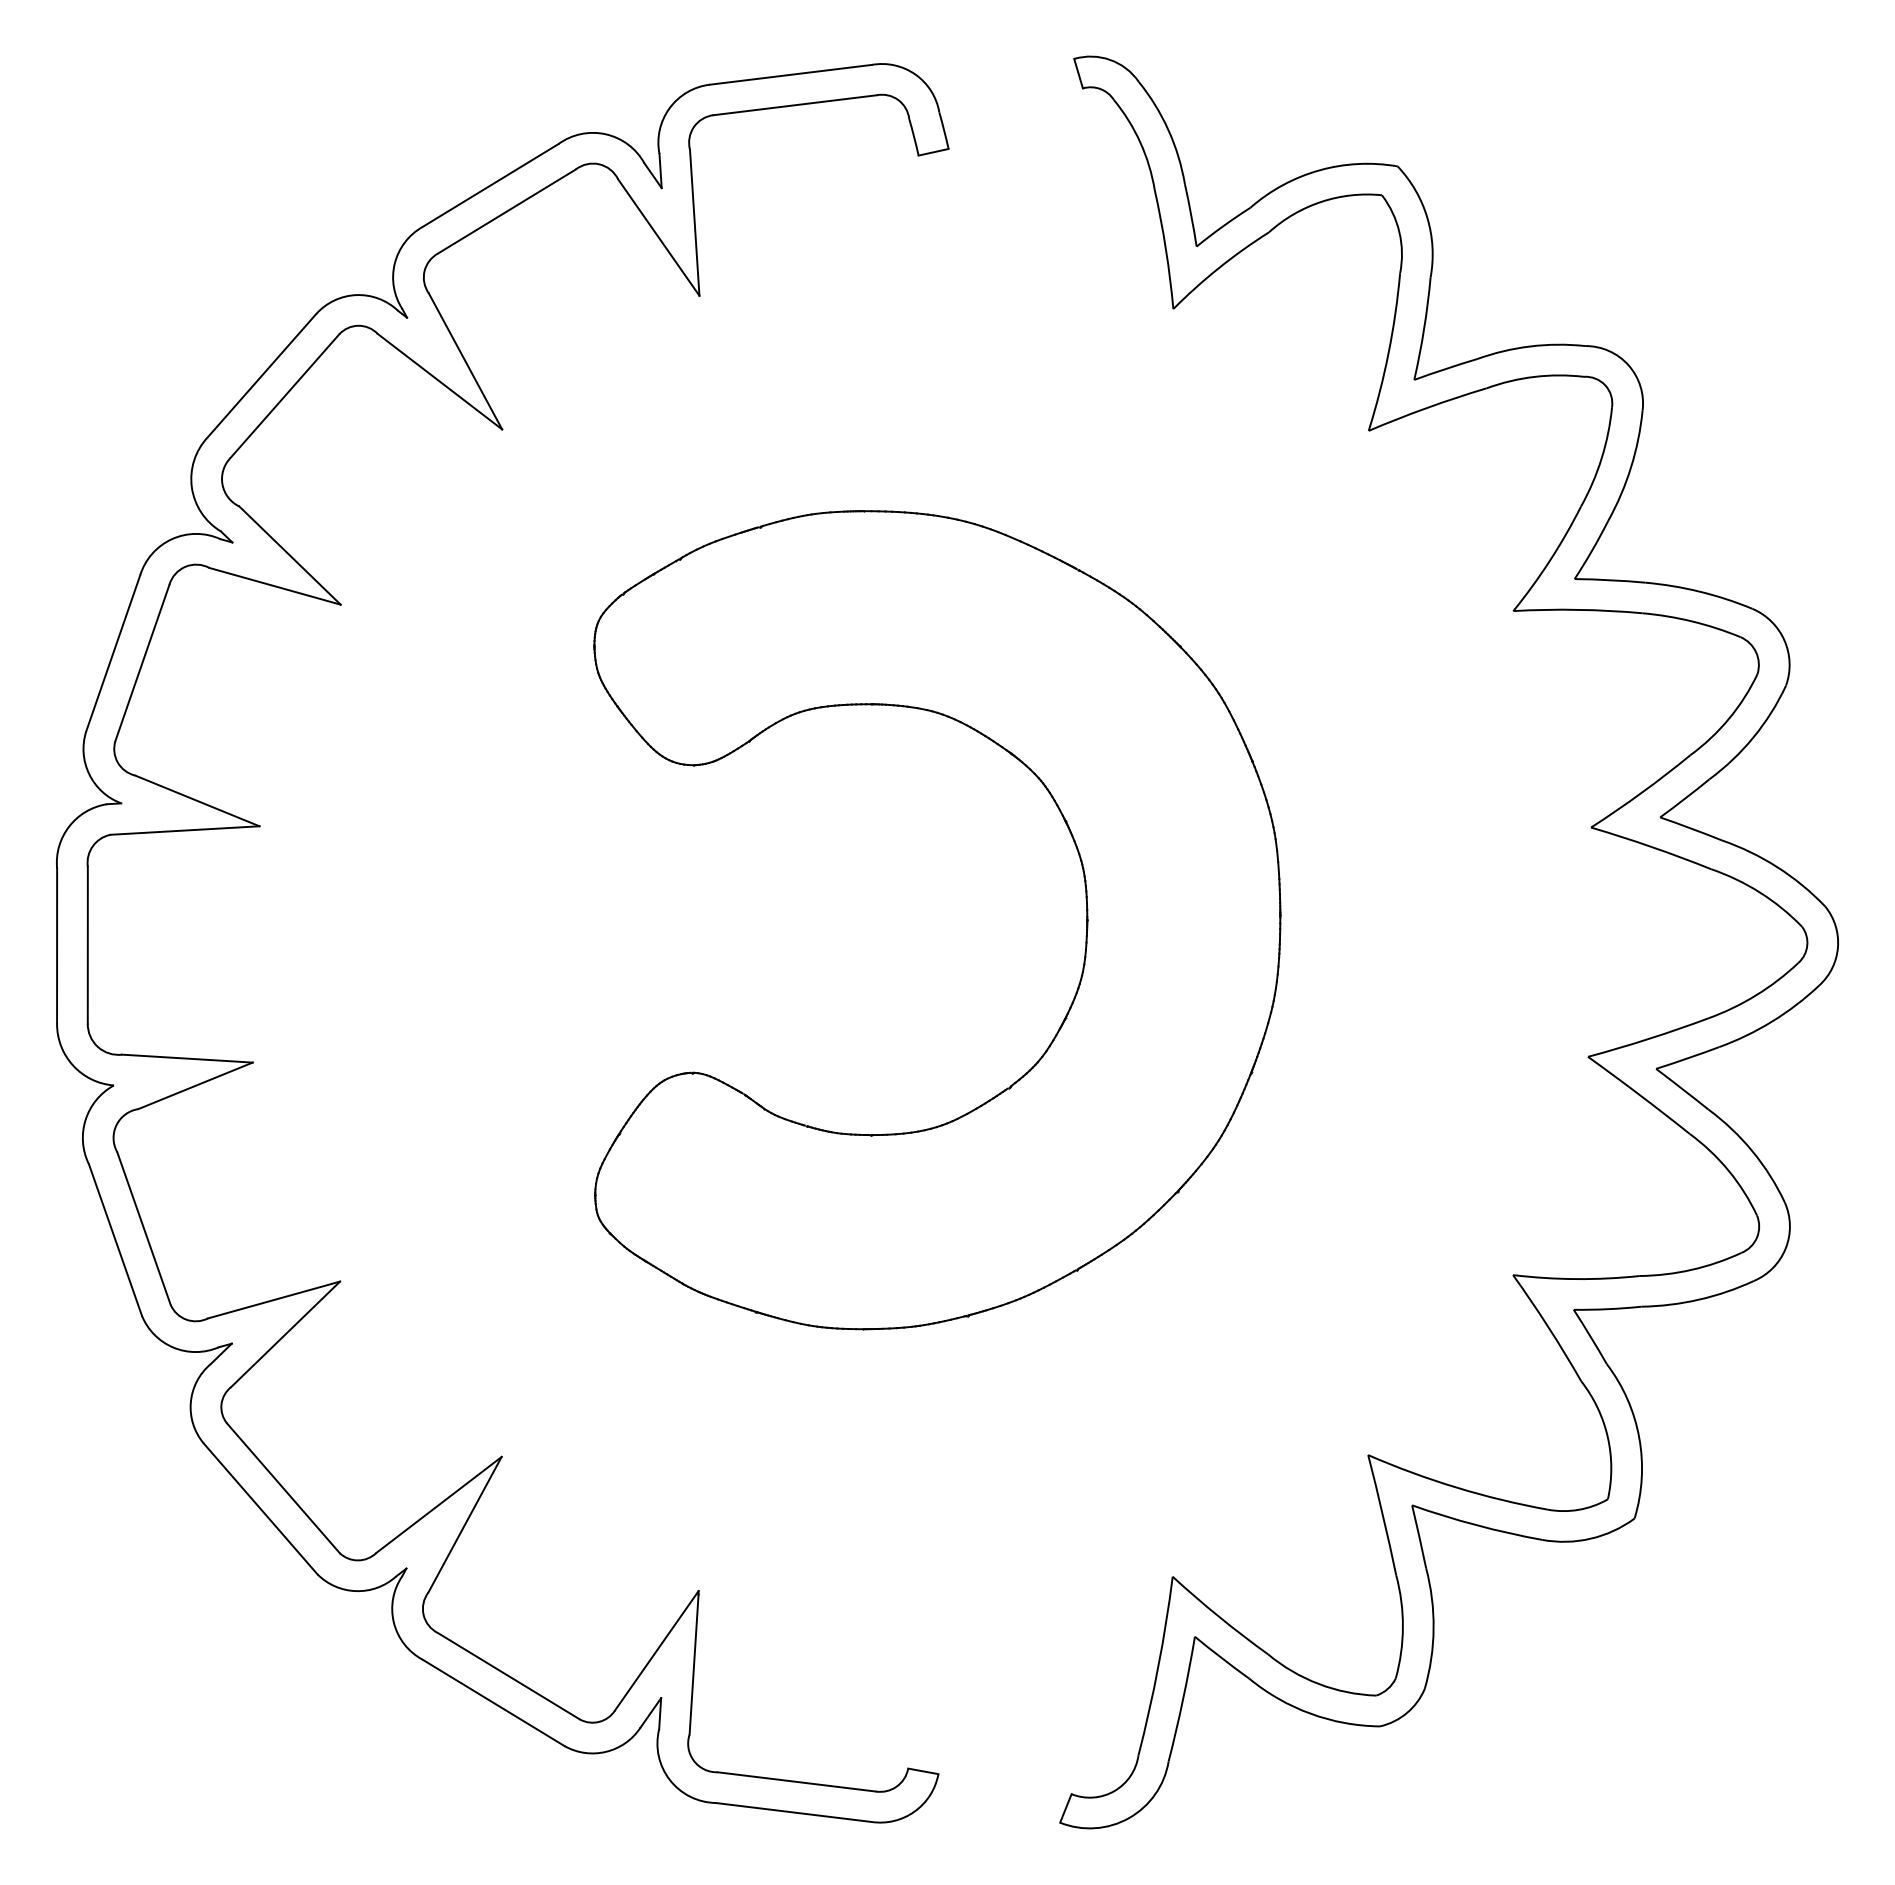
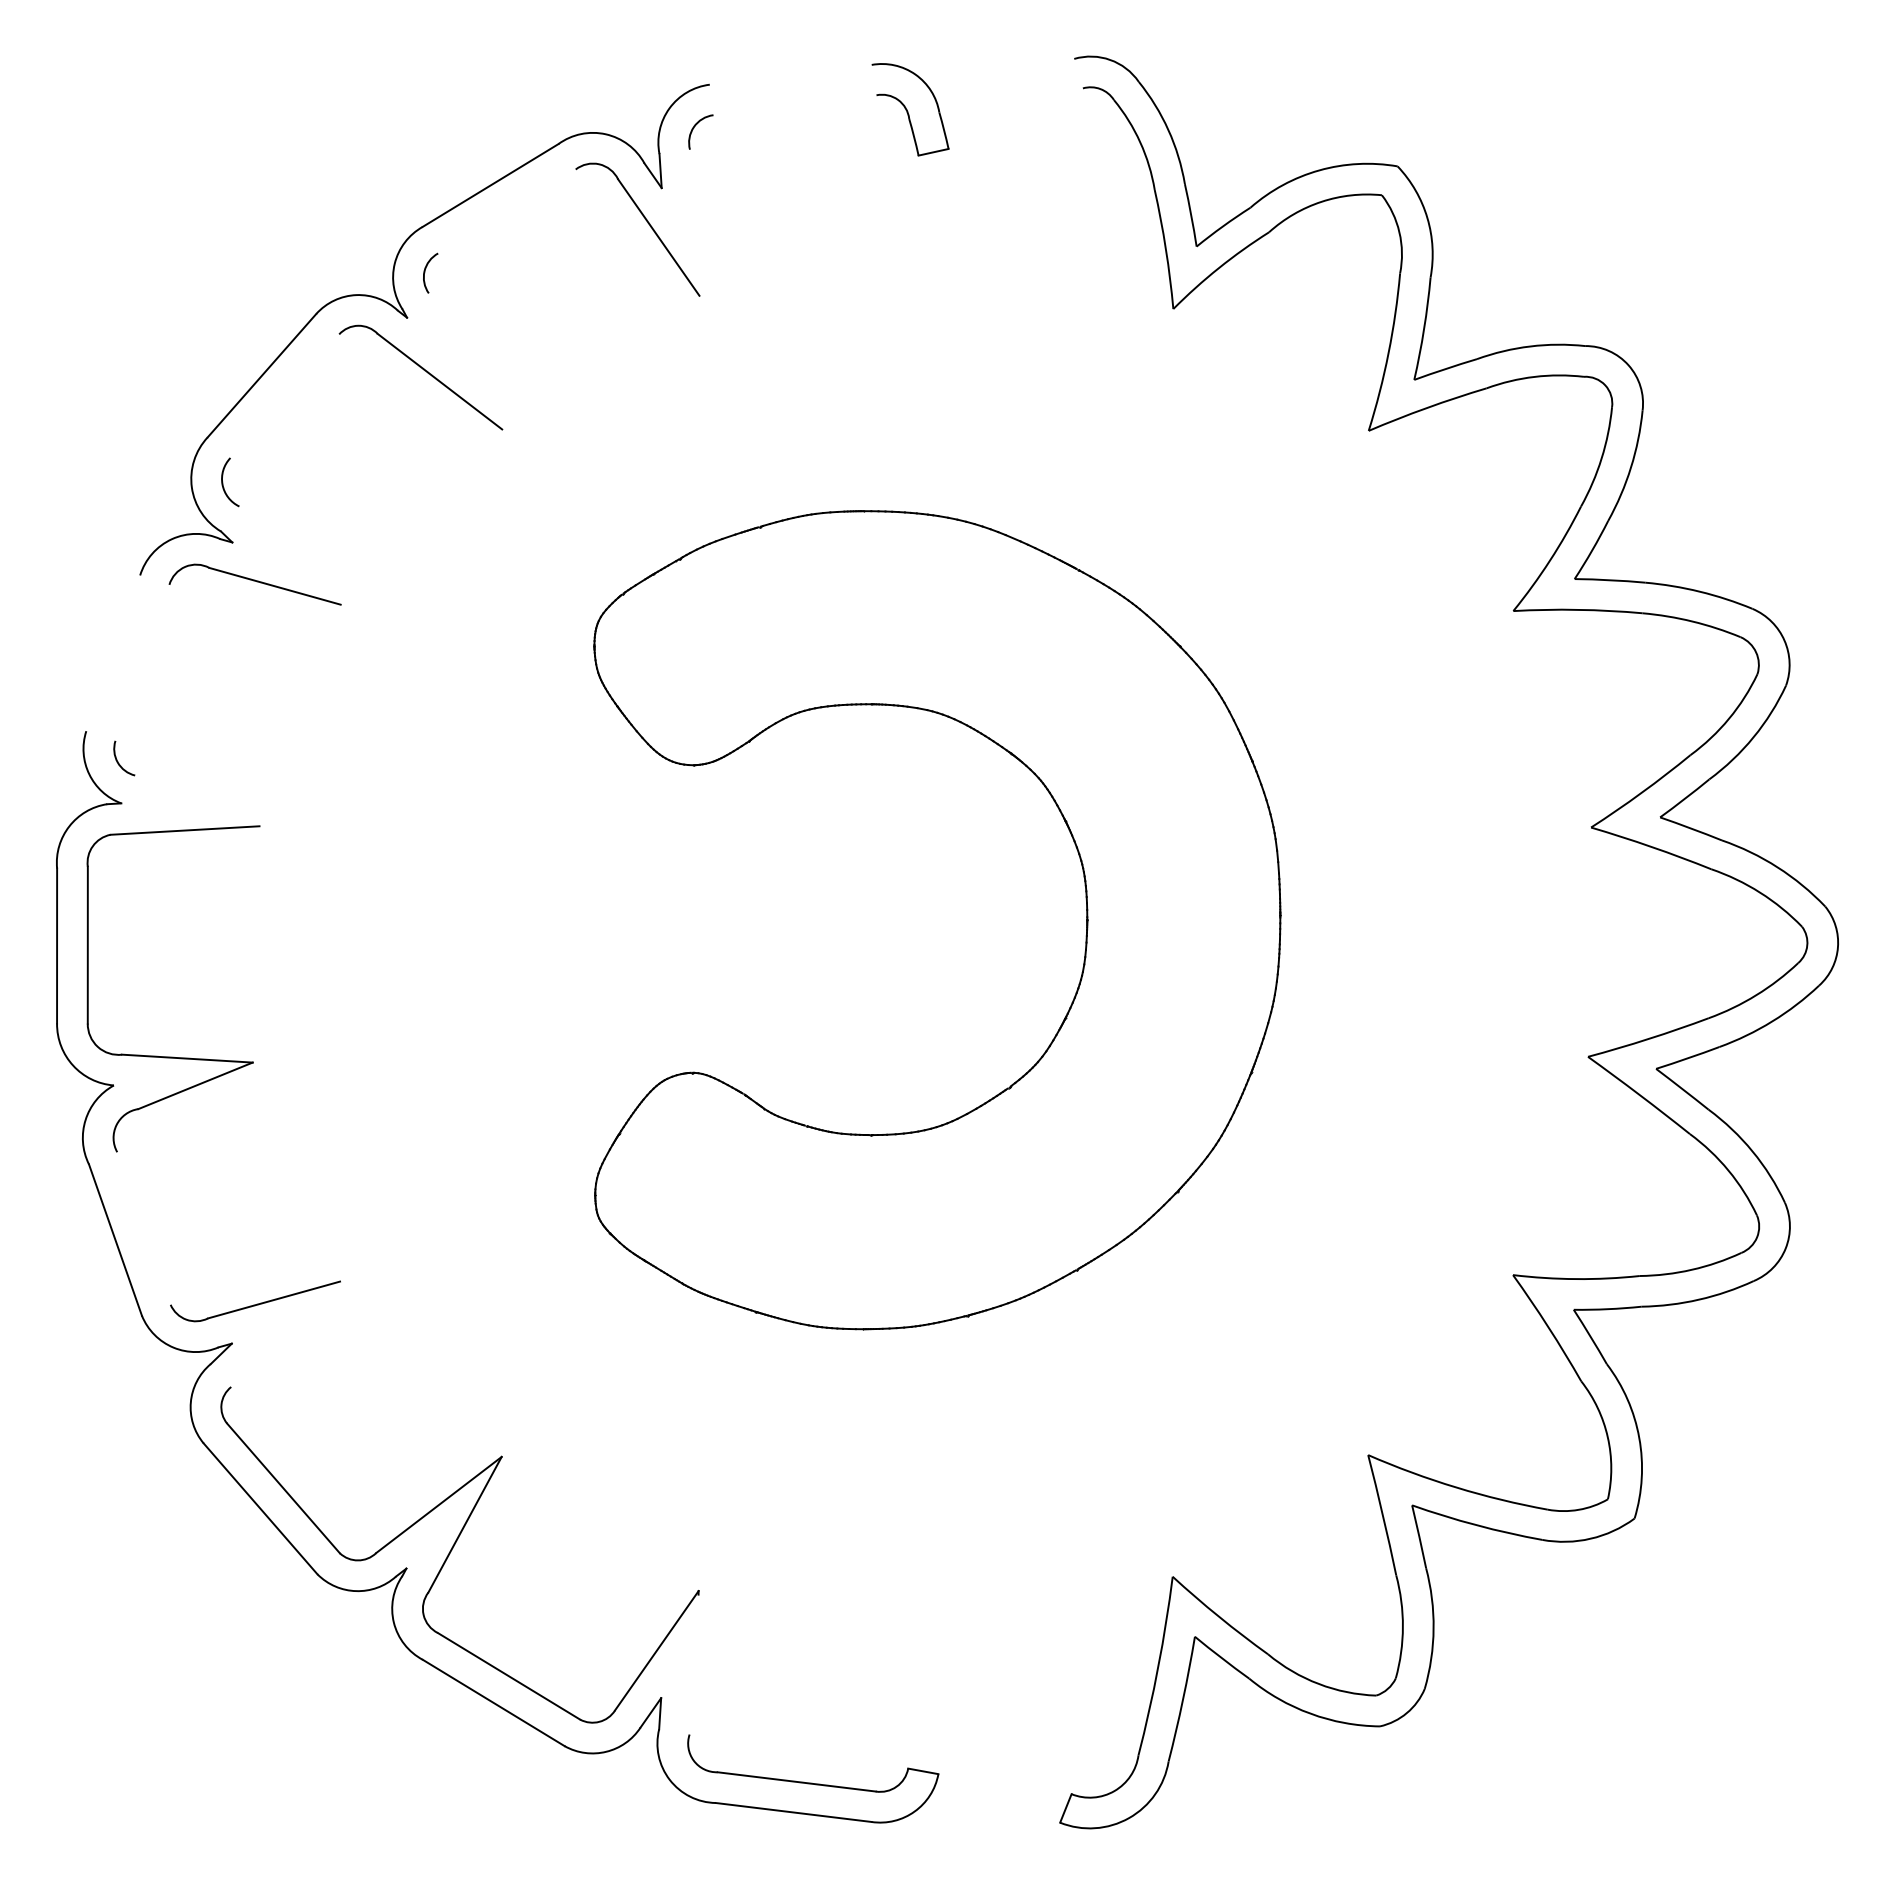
line: present -> none (1078, 73)
line: present -> none (790, 74)
line: present -> none (794, 105)
line: present -> none (506, 211)
line: present -> none (694, 222)
line: present -> none (465, 361)
line: present -> none (284, 395)
line: present -> none (289, 555)
line: present -> none (113, 653)
line: present -> none (142, 662)
line: present -> none (197, 800)
line: present -> none (143, 1228)
line: present -> none (285, 1334)
line: present -> none (693, 1664)
